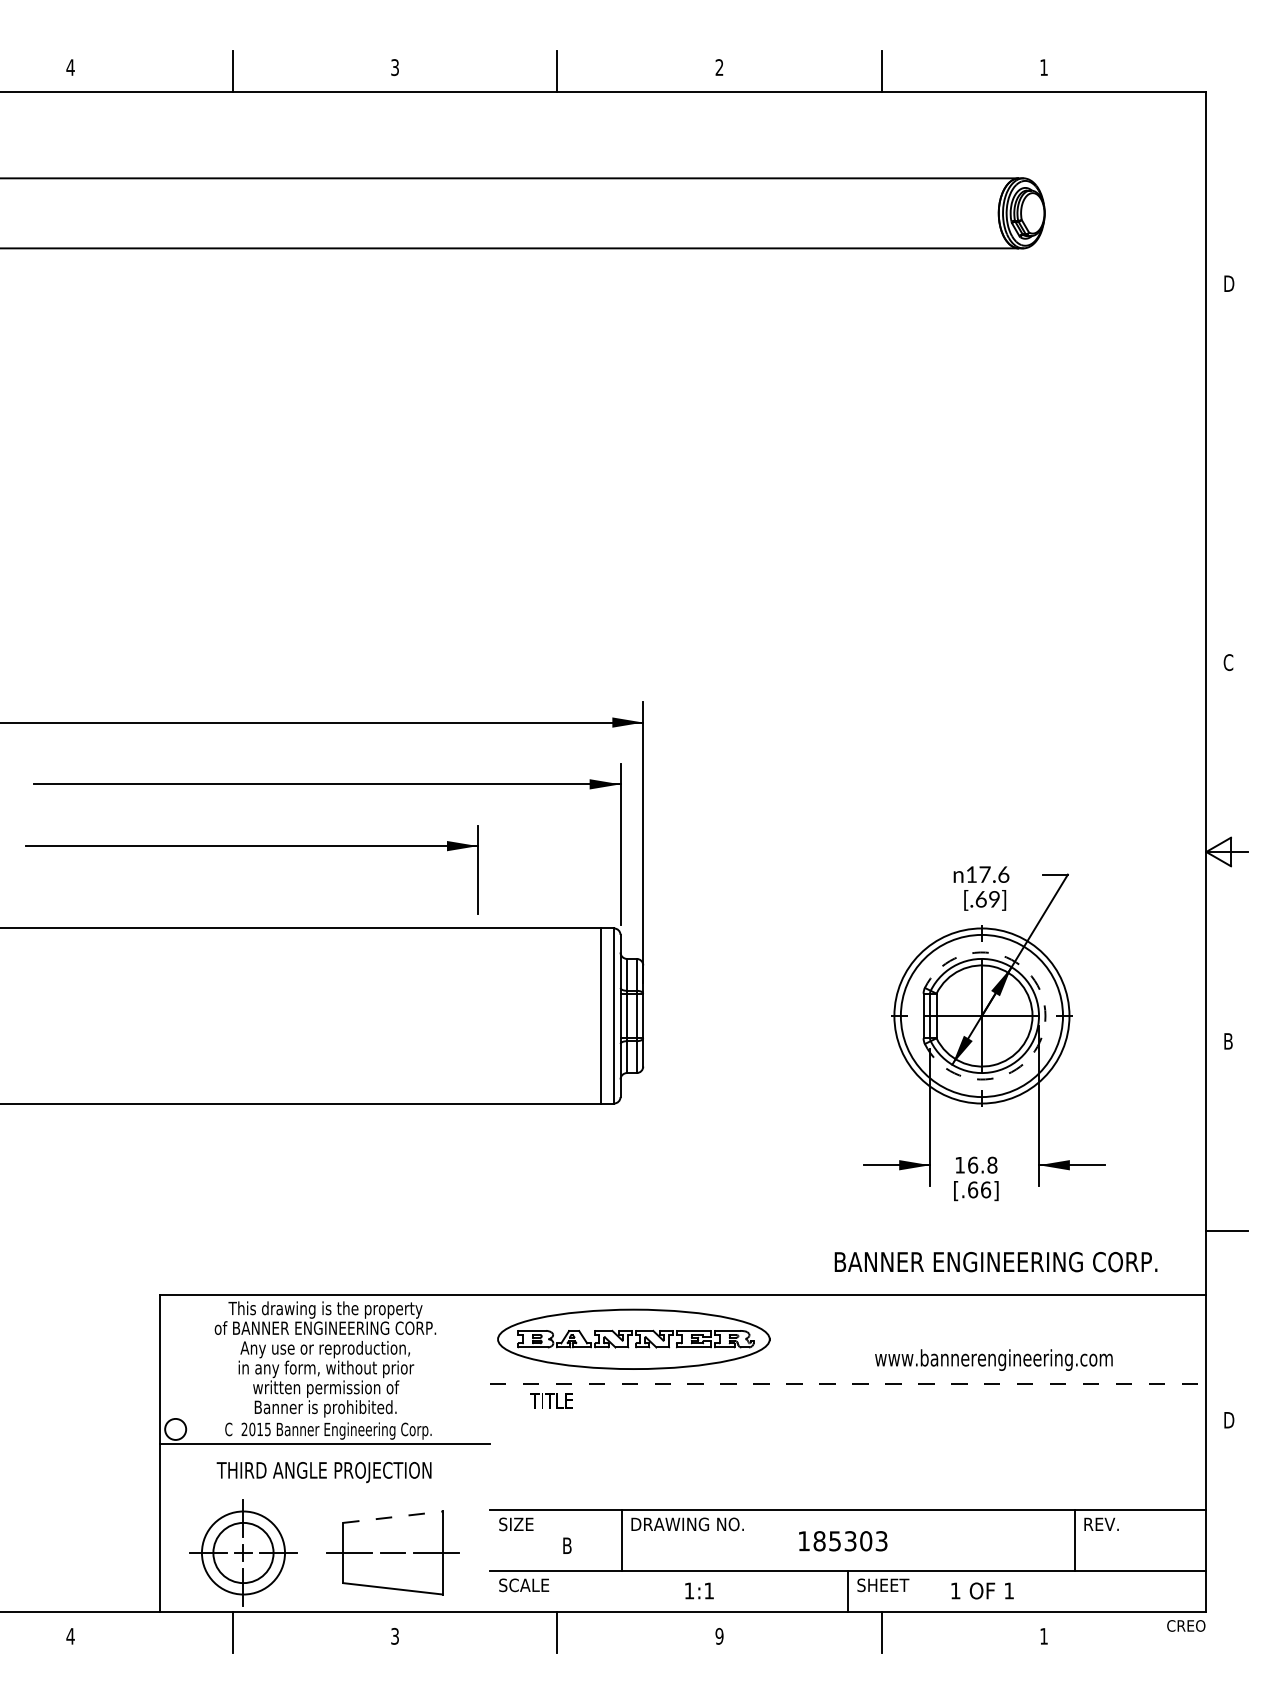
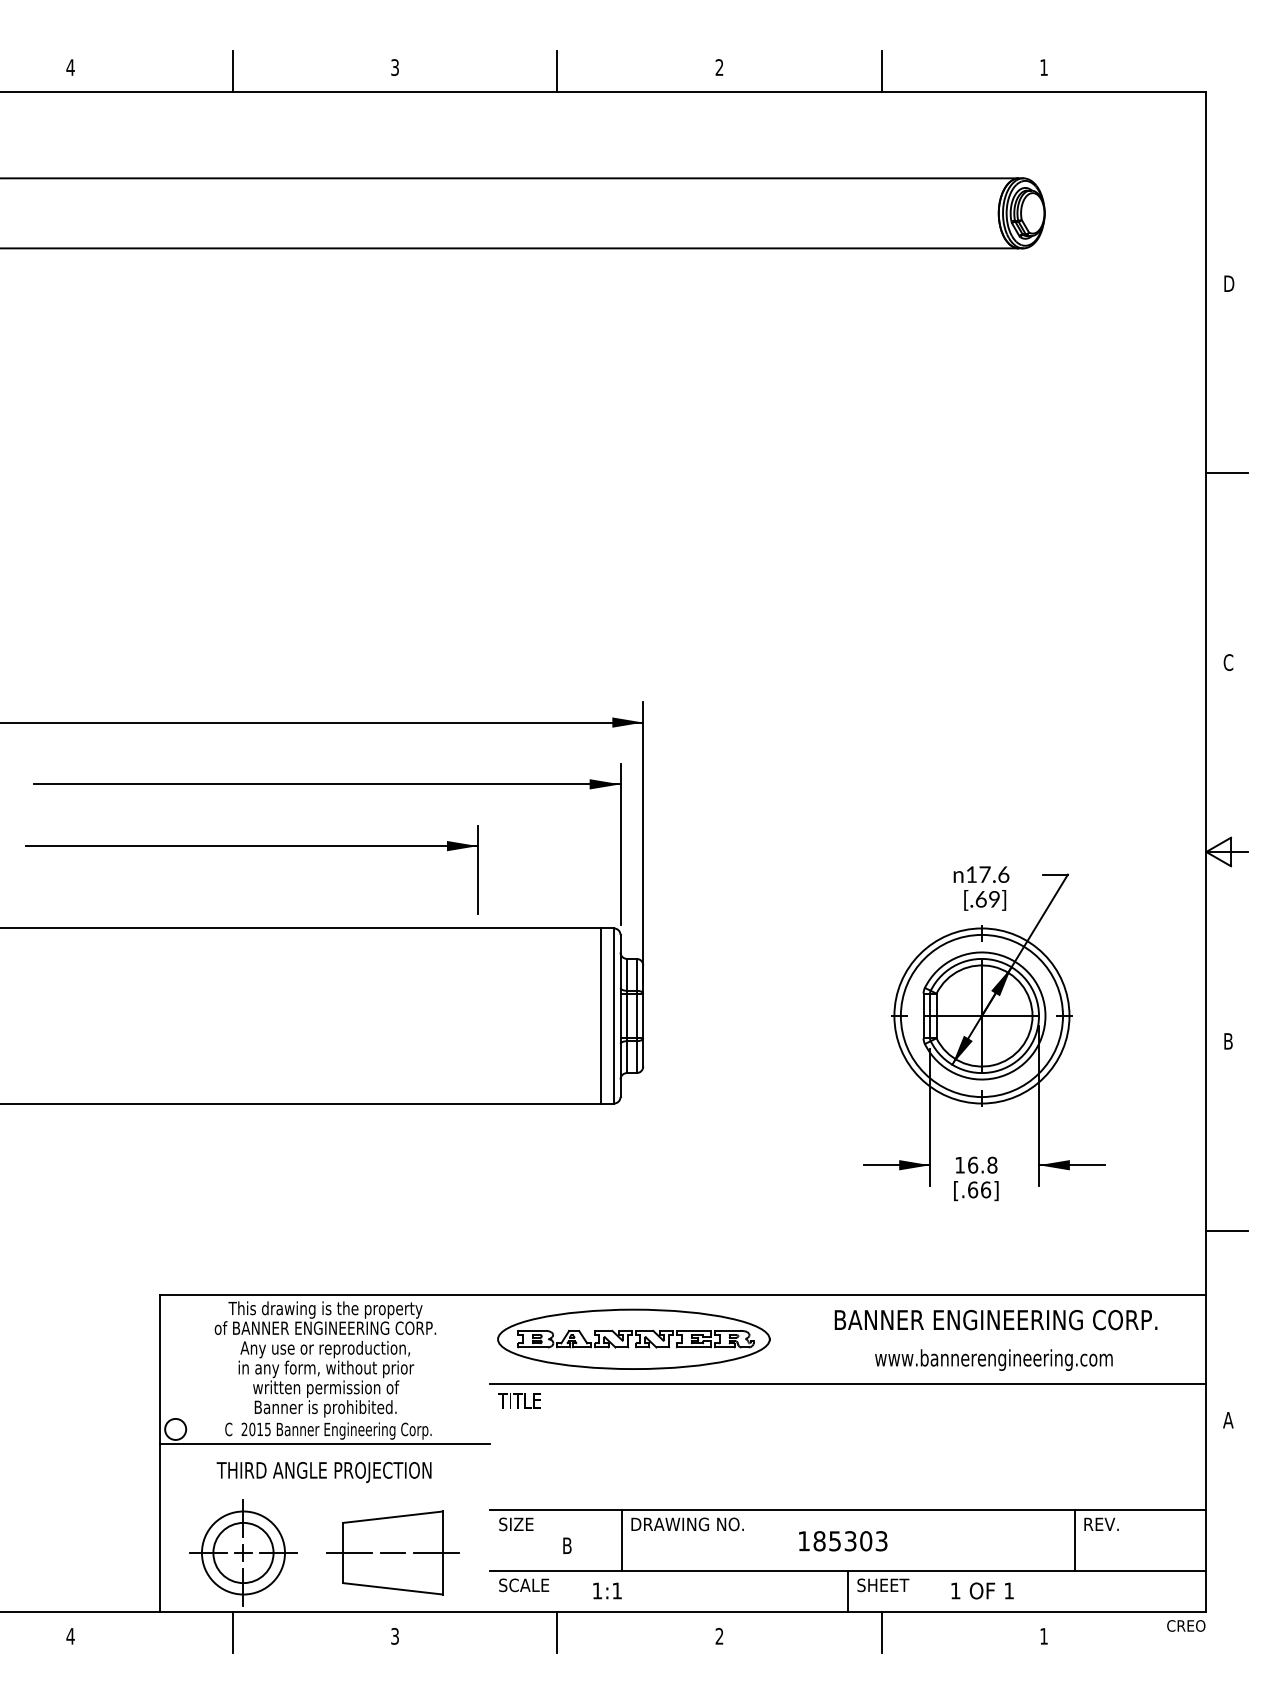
line: none -> present (1226, 473)
arc: dashed -> solid (1045, 1016)
text position: (995, 1262) -> (995, 1320) (995, 1320)
line: dashed -> solid (848, 1384)
text position: (551, 1400) -> (519, 1400) (519, 1400)
text: D -> A (1228, 1420)
line: dashed -> solid (393, 1517)
text position: (699, 1590) -> (607, 1590) (607, 1590)
text: 9 -> 2 (719, 1636)
